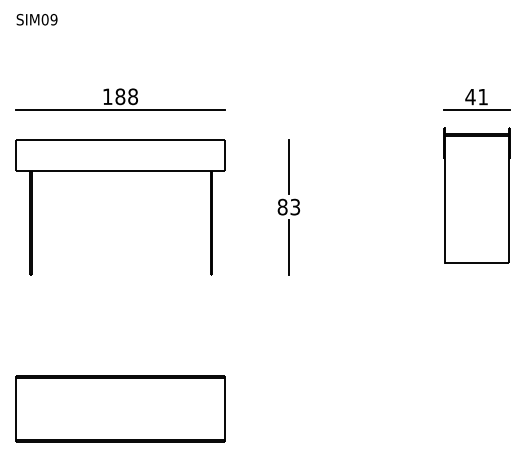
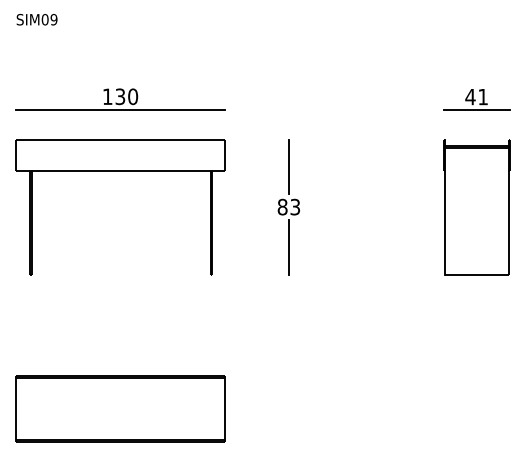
text: 188 -> 130 (126, 96)
part position: (476, 195) -> (476, 207) (476, 207)
